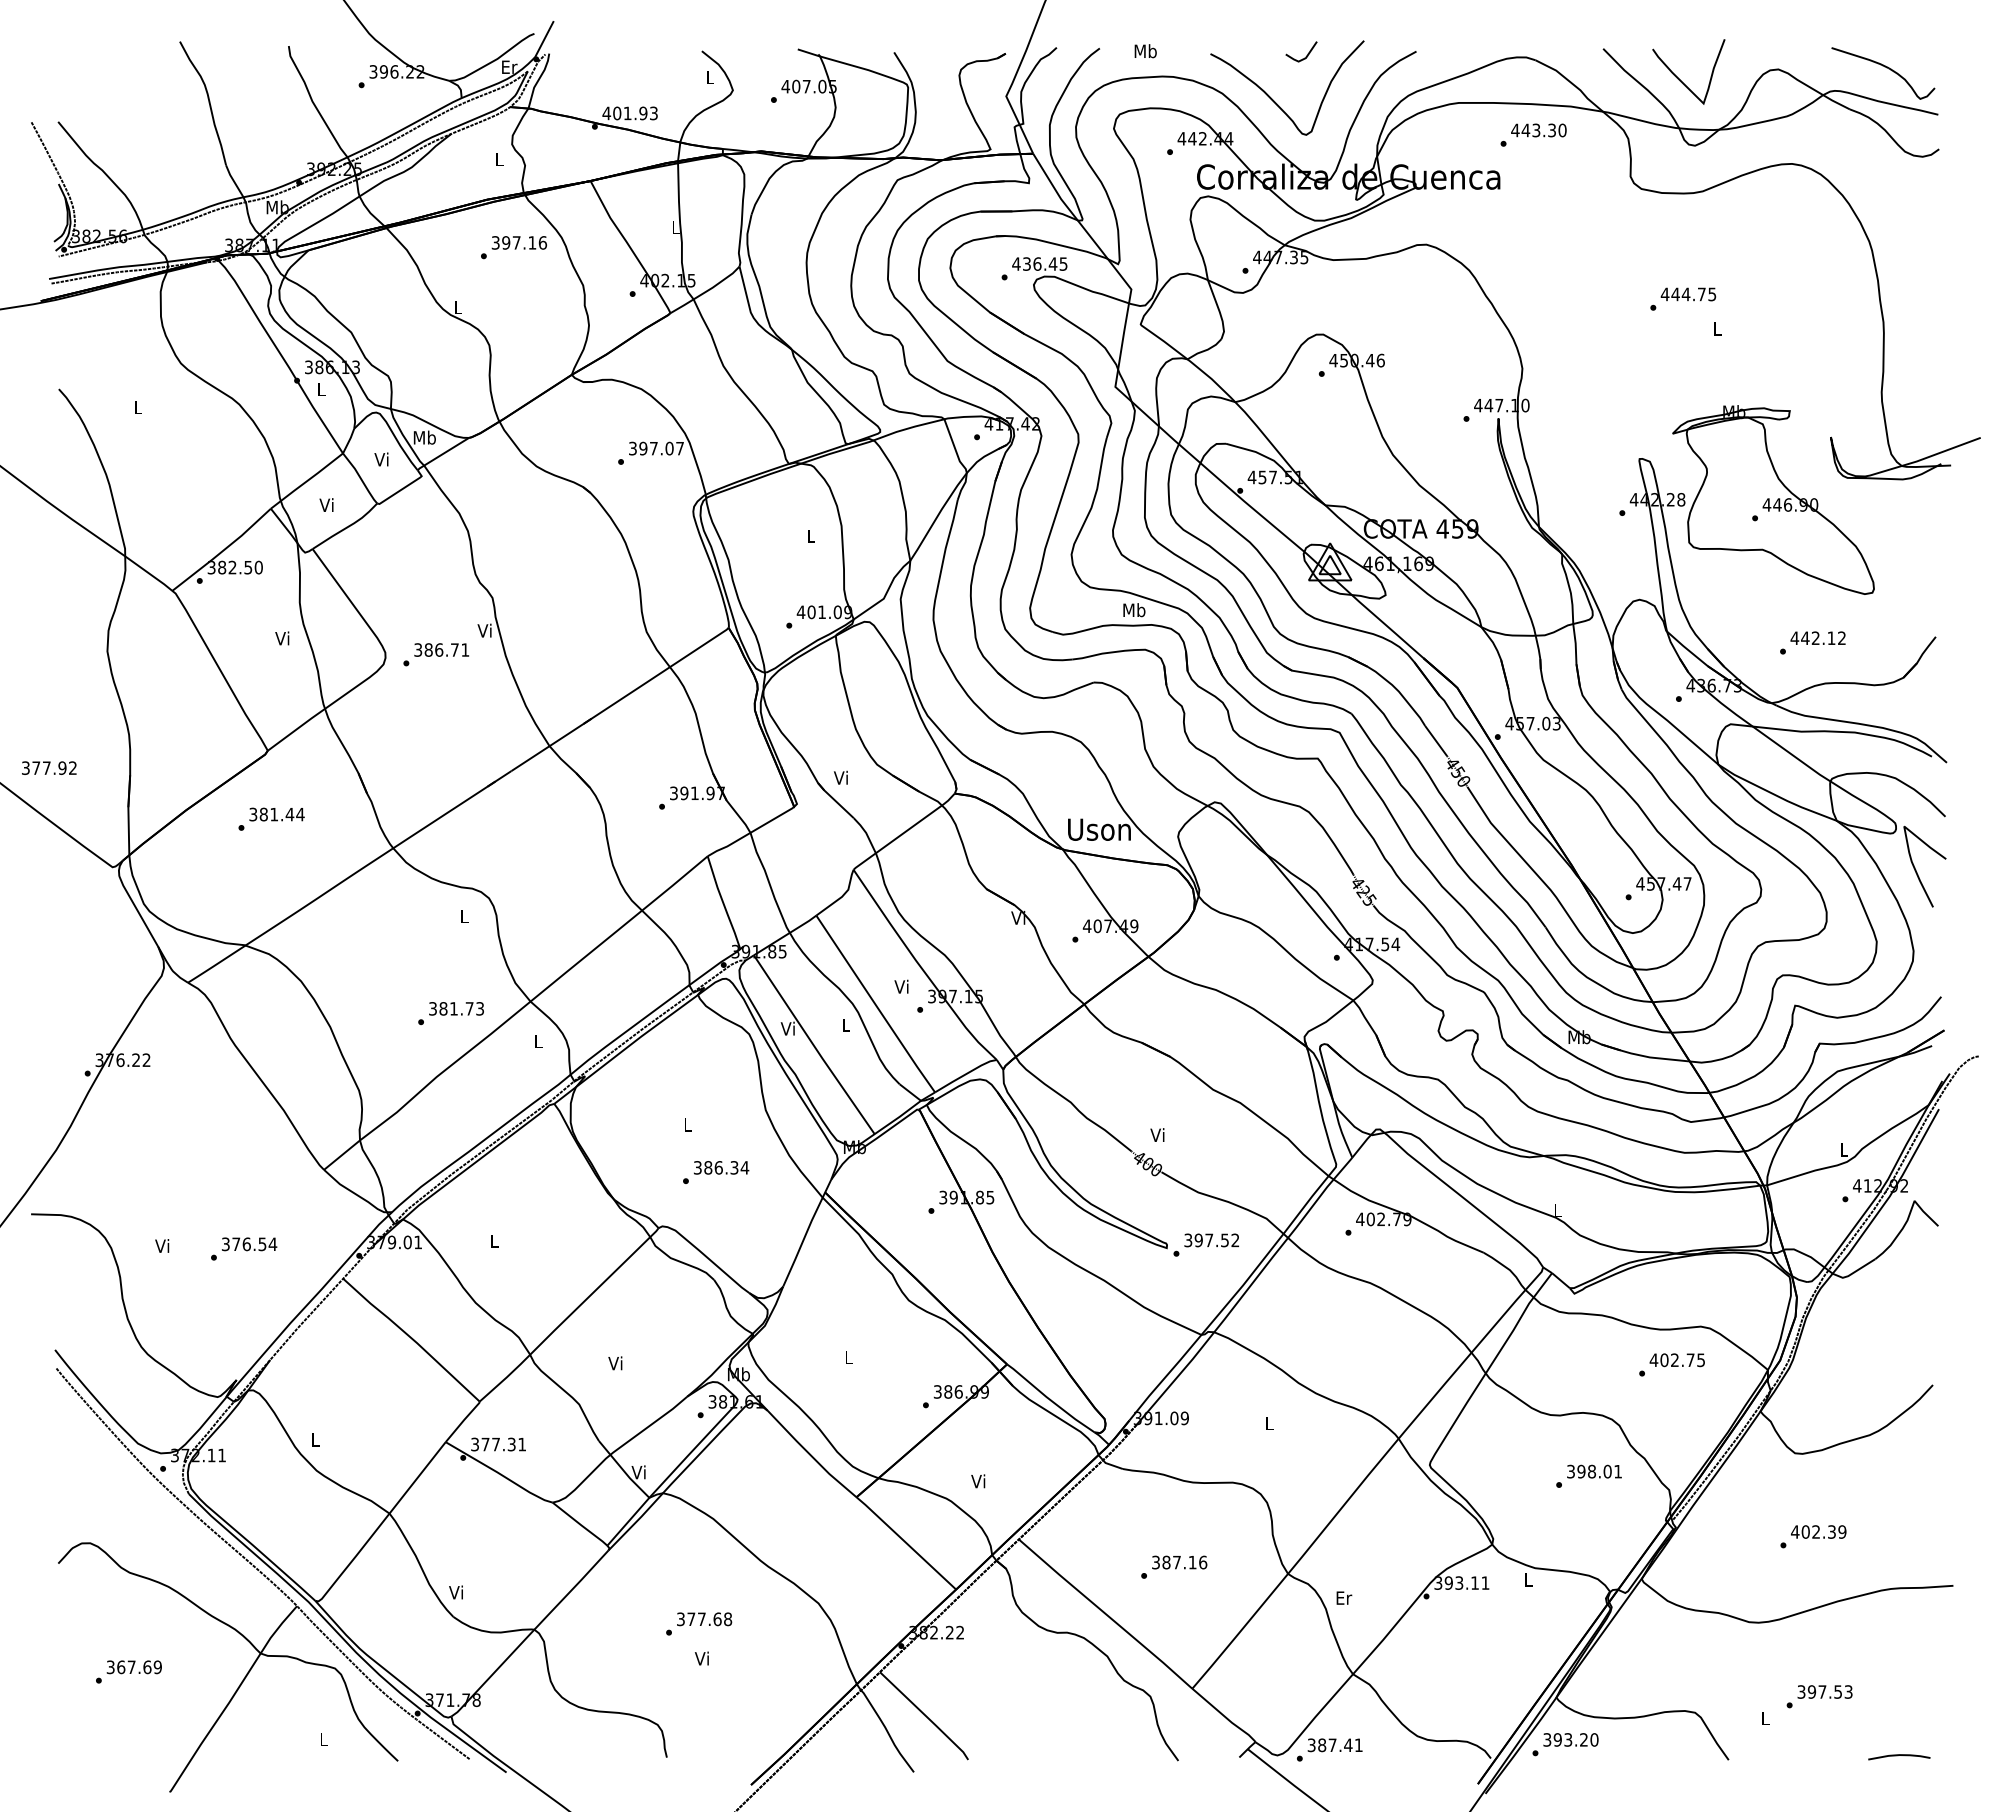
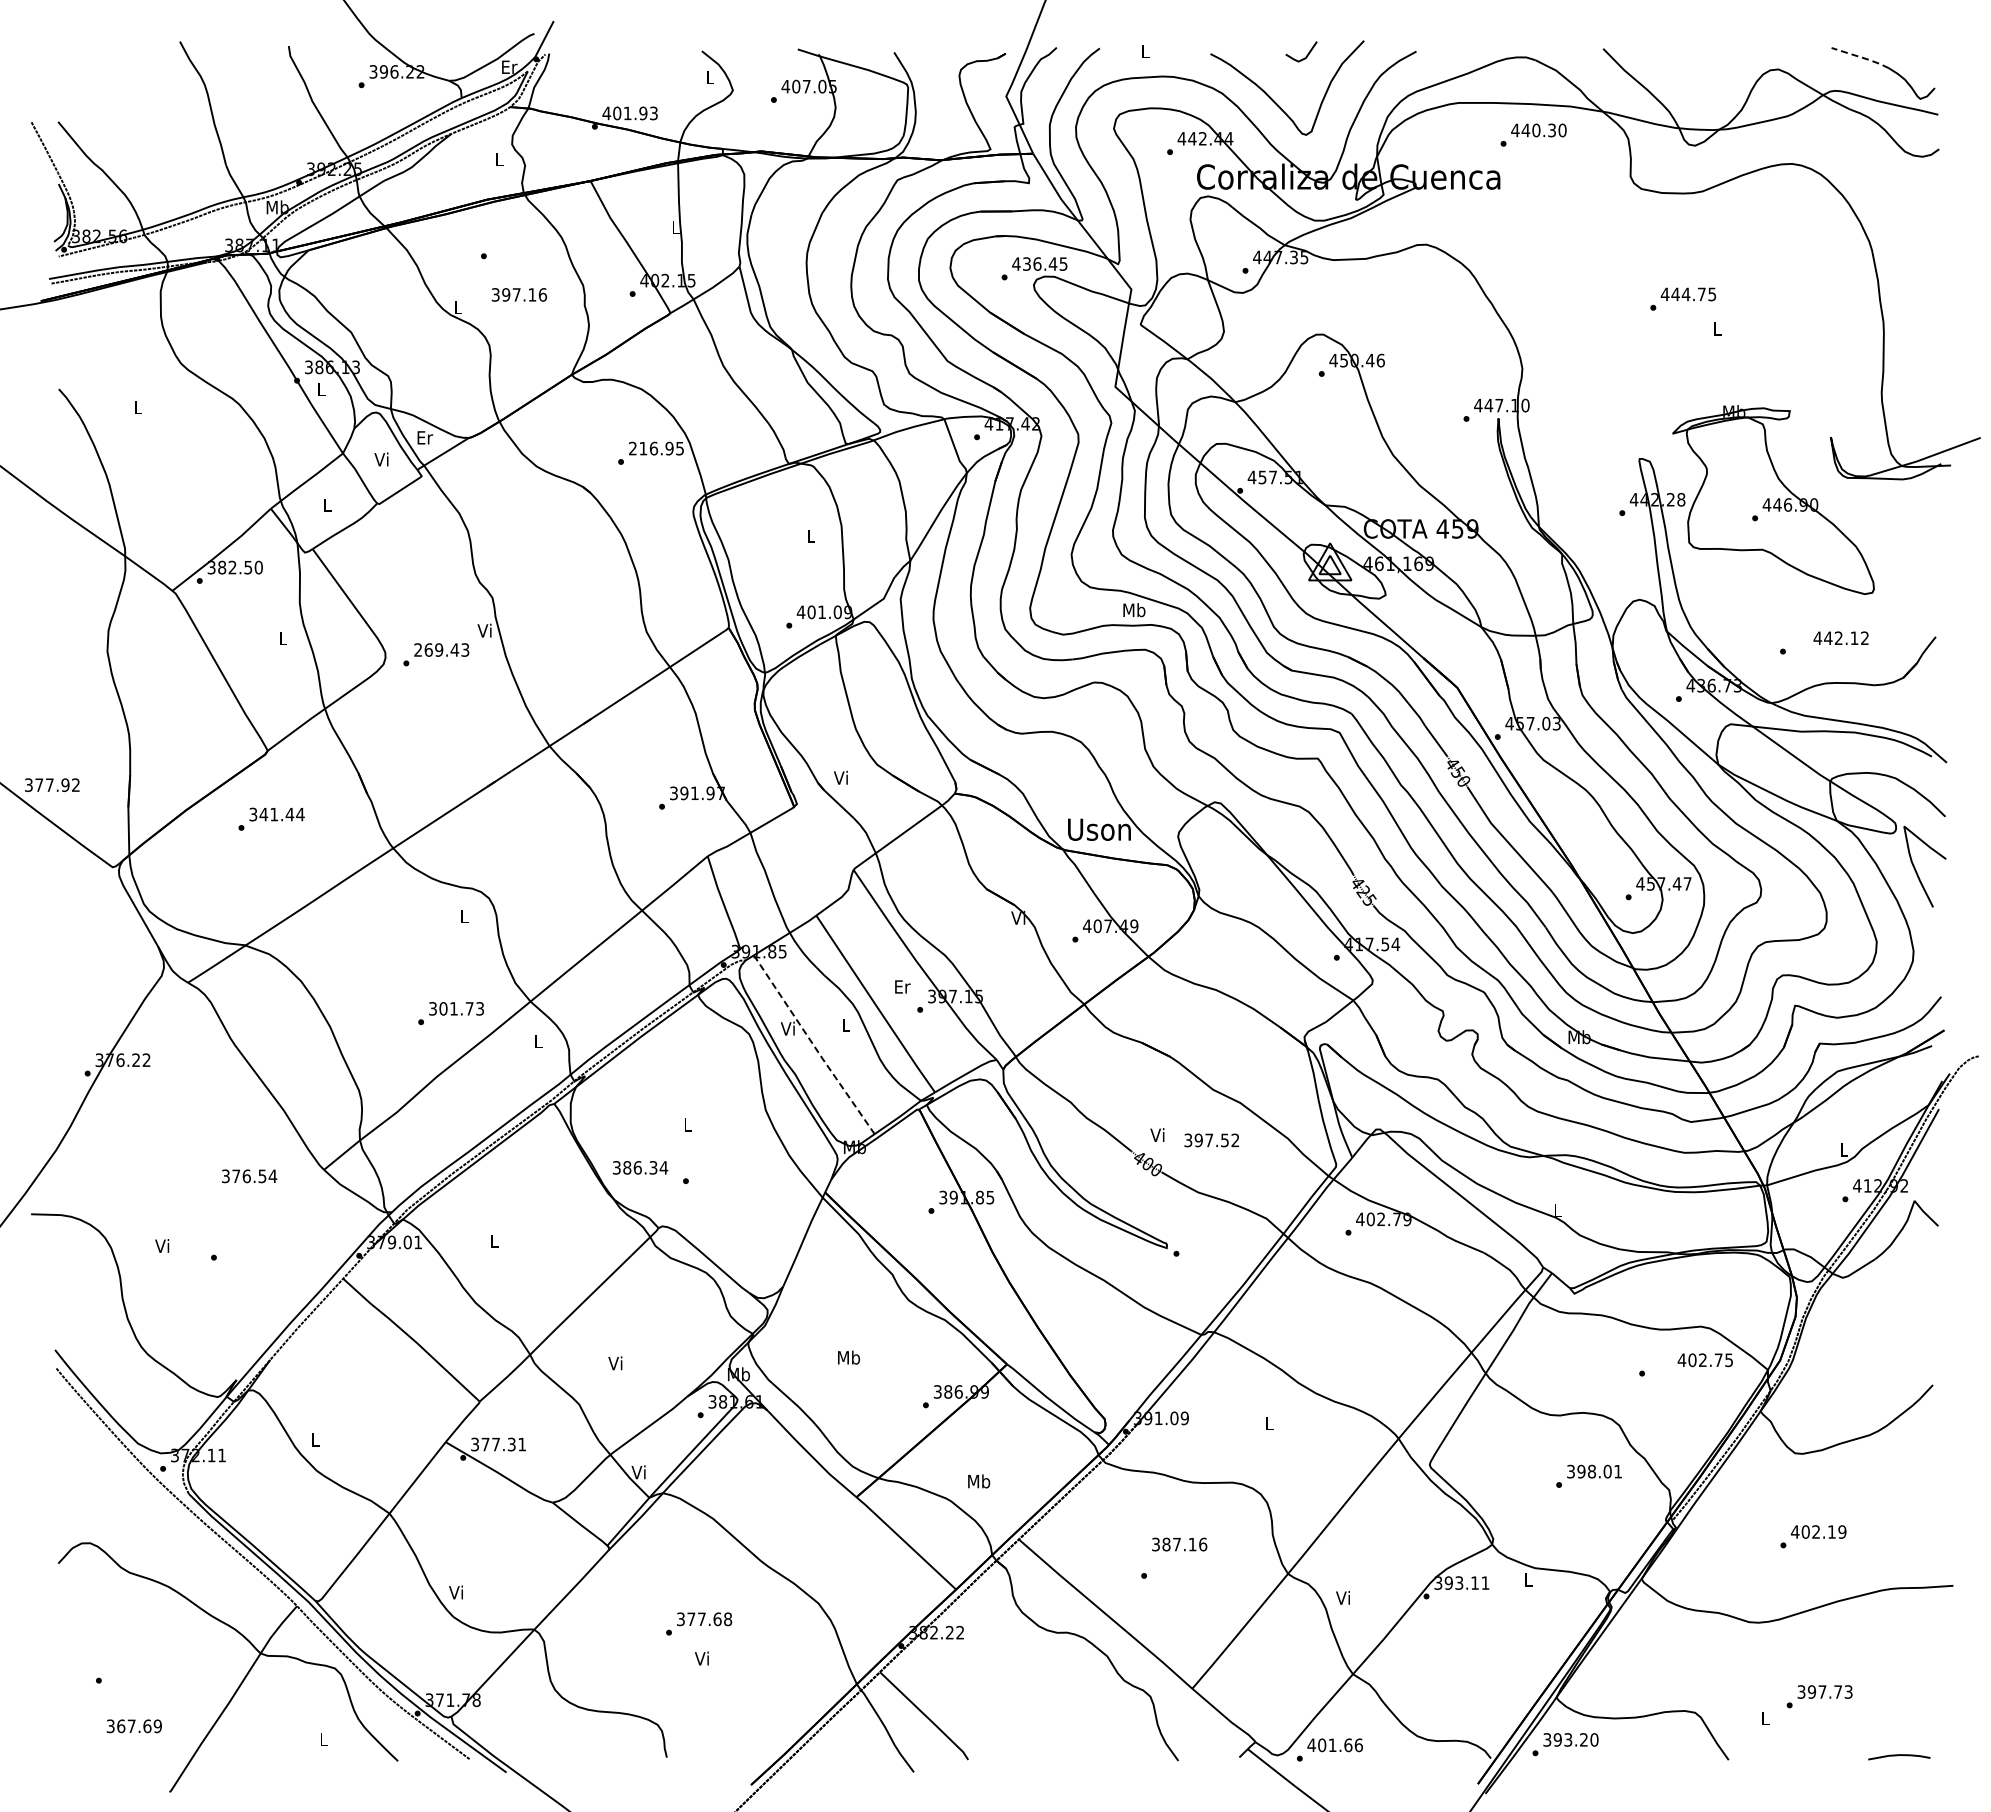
text: Mb -> L (1145, 51)
line: solid -> dashed (1861, 57)
curve: present -> none (1680, 79)
text: 443.30 -> 440.30 (1536, 130)
text position: (519, 242) -> (519, 294) (519, 294)
text: Mb -> Er (424, 437)
text: 397.07 -> 216.95 (656, 448)
text: Vi -> L (326, 504)
text position: (1817, 637) -> (1840, 637) (1840, 637)
text: Vi -> L (282, 638)
text: 386.71 -> 269.43 (441, 649)
text position: (49, 767) -> (52, 784) (52, 784)
text: 381.44 -> 341.44 (263, 814)
text: Vi -> Er (902, 986)
text: 381.73 -> 301.73 (443, 1008)
line: solid -> dashed (813, 1045)
text position: (721, 1167) -> (640, 1167) (640, 1167)
text position: (1211, 1240) -> (1211, 1140) (1211, 1140)
text position: (249, 1244) -> (249, 1176) (249, 1176)
text: L -> Mb (849, 1357)
text position: (1676, 1360) -> (1704, 1360) (1704, 1360)
text: Vi -> Mb (979, 1481)
text: 402.39 -> 402.19 (1831, 1531)
text position: (1179, 1562) -> (1179, 1544) (1179, 1544)
text: Er -> Vi (1344, 1597)
text position: (133, 1667) -> (133, 1726) (133, 1726)
text: 397.53 -> 397.73 (1837, 1691)
text: 387.41 -> 401.66 (1334, 1745)
